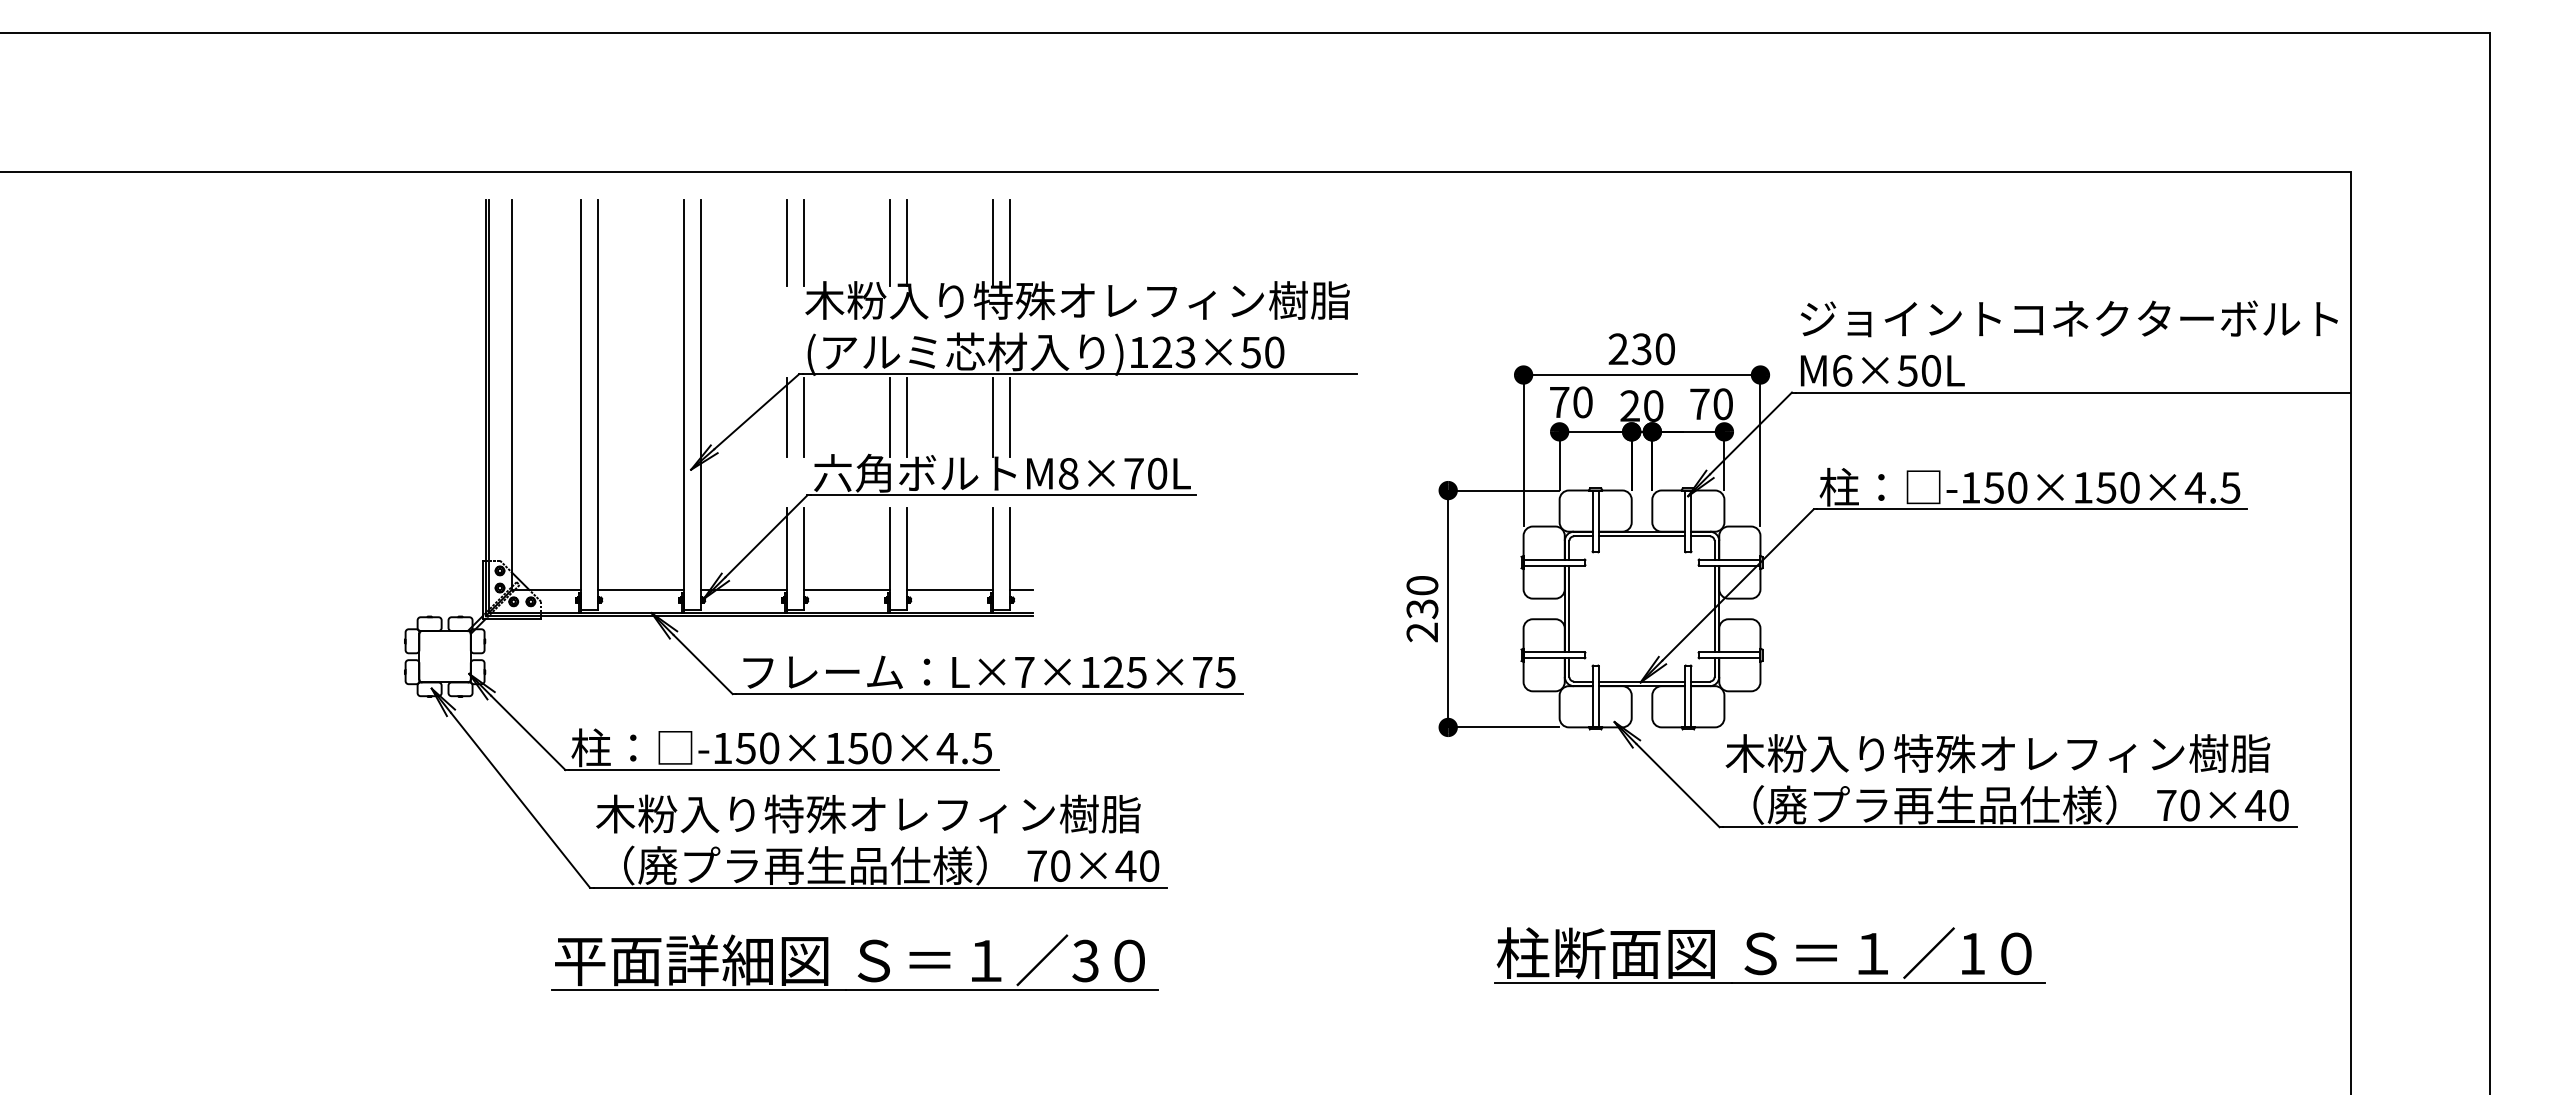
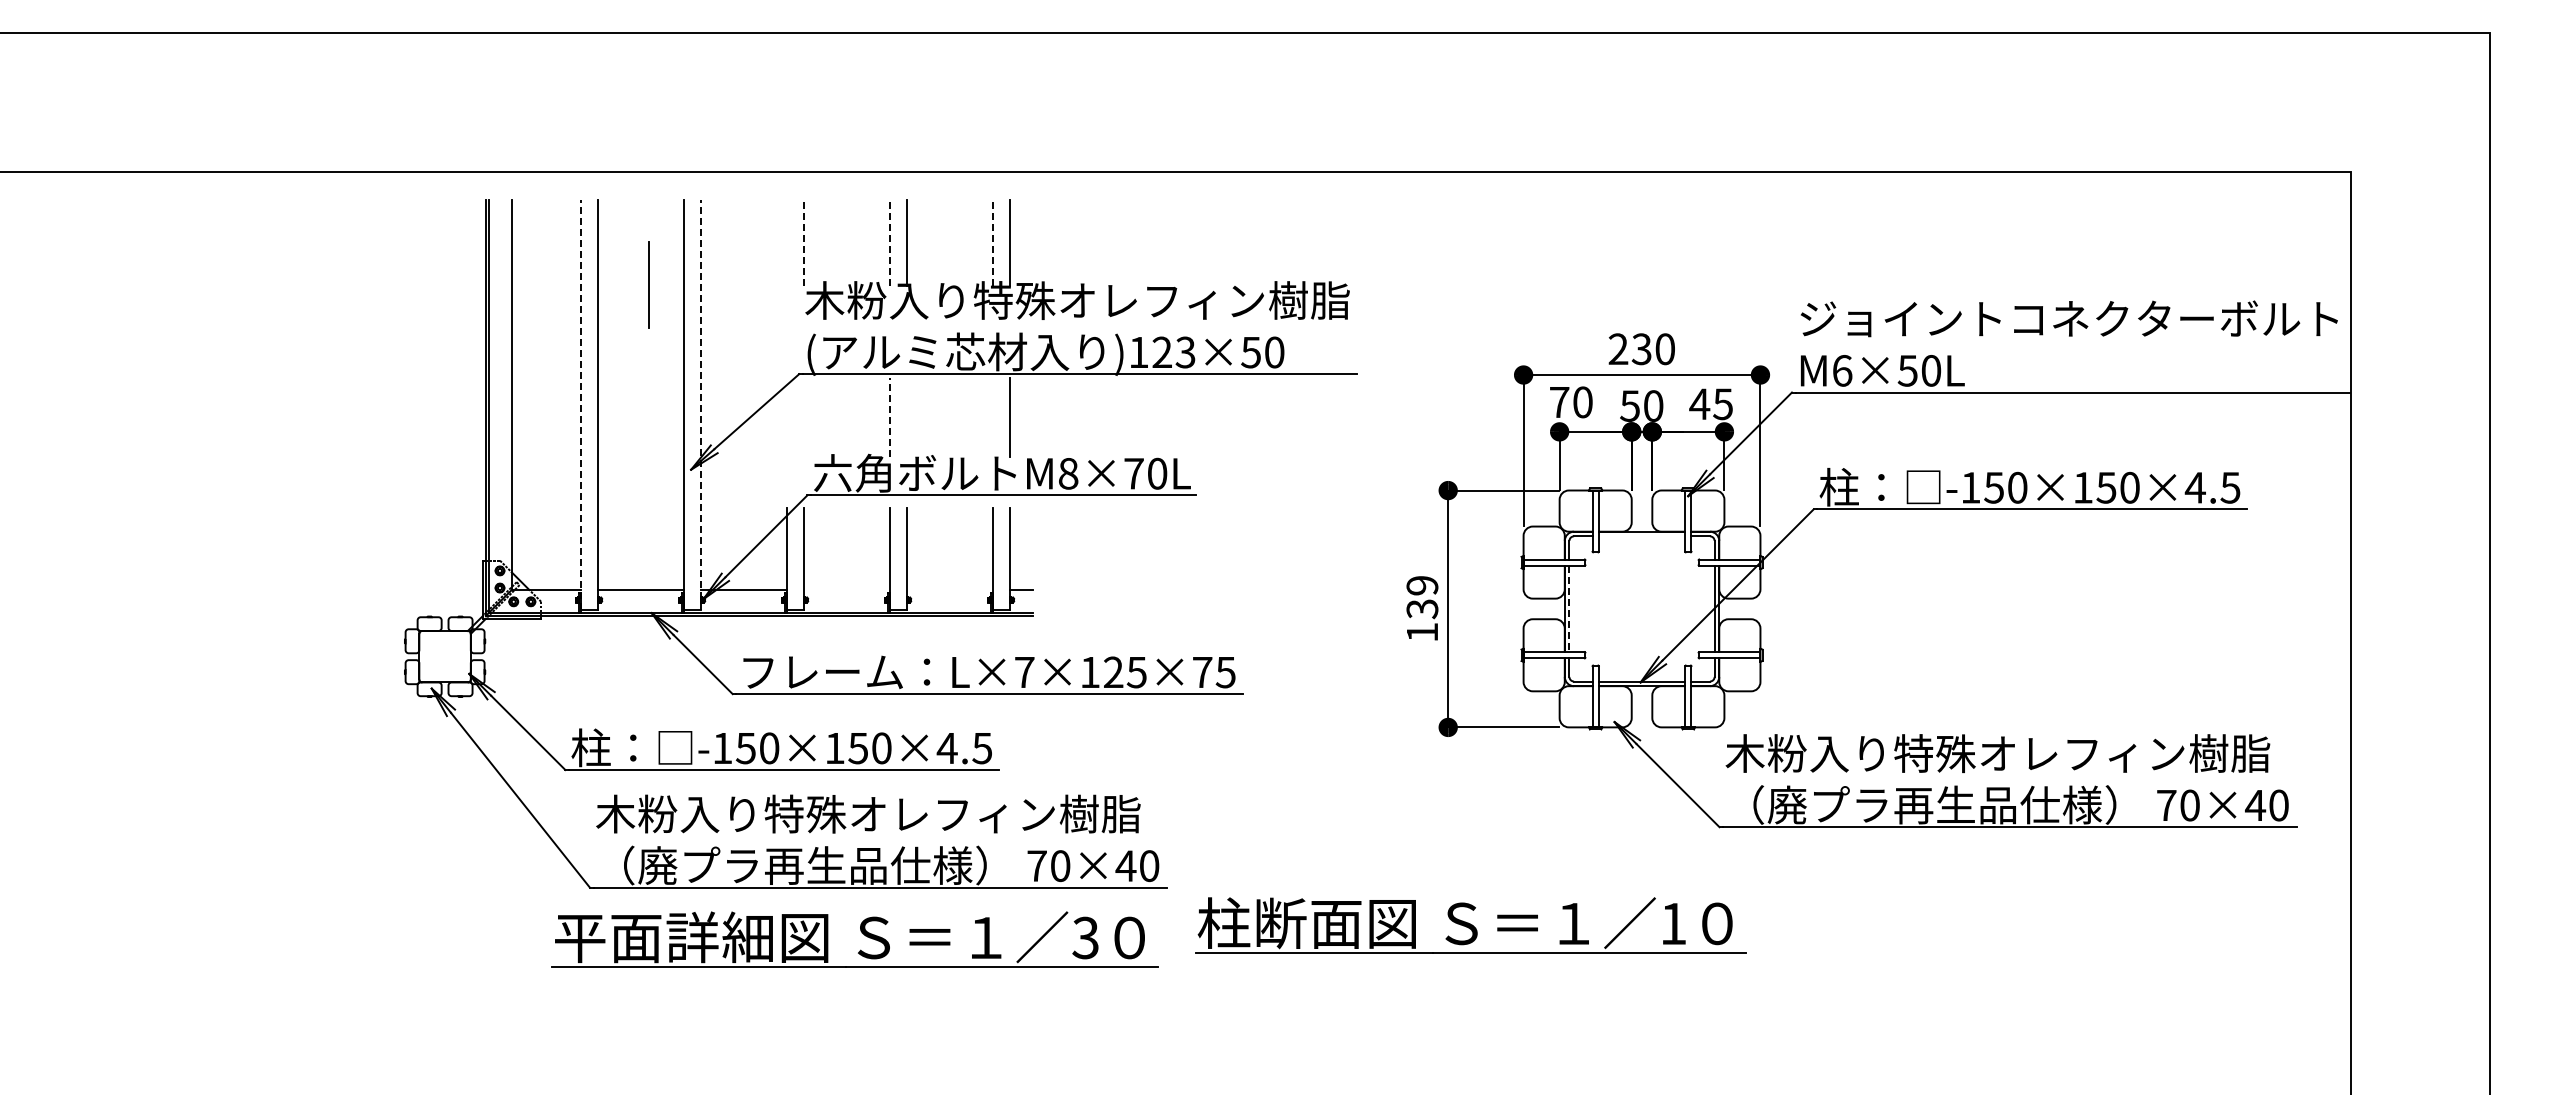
line position: (786, 242) -> (648, 284) (648, 284)
line: solid -> dashed (803, 242)
line: solid -> dashed (889, 242)
line: solid -> dashed (992, 242)
line: solid -> dashed (580, 404)
line: solid -> dashed (700, 404)
text: 70 -> 45 (1710, 404)
text: 20 -> 50 (1629, 405)
line: present -> none (786, 417)
line: present -> none (803, 417)
line: solid -> dashed (889, 417)
line: present -> none (906, 417)
line: present -> none (992, 417)
line: present -> none (1641, 536)
line: present -> none (846, 589)
line: present -> none (949, 589)
text: 230 -> 139 (1422, 609)
line: solid -> dashed (1569, 609)
part position: (861, 955) -> (861, 932) (861, 932)
part position: (1769, 955) -> (1470, 925) (1470, 925)
